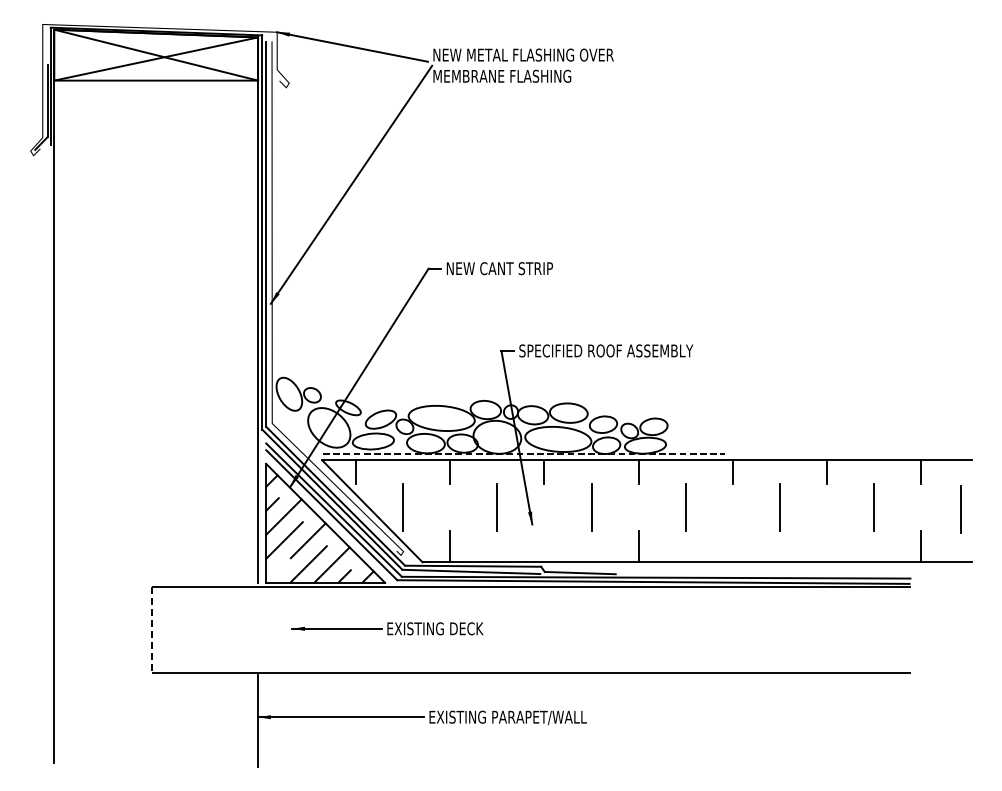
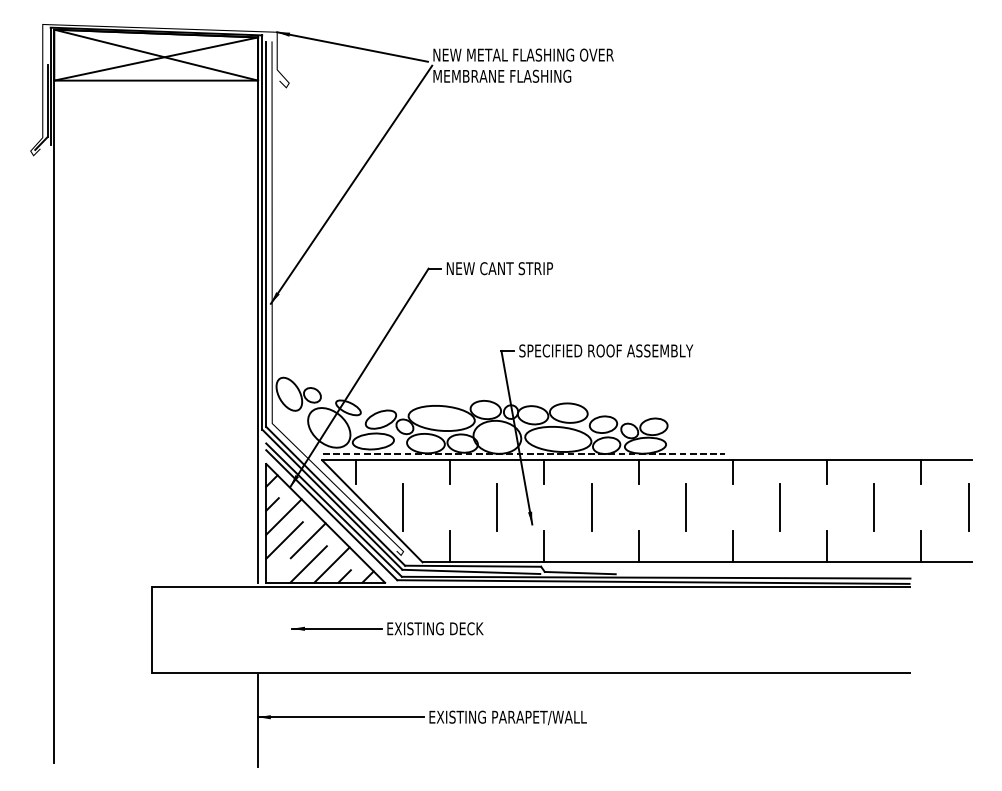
line position: (960, 509) -> (968, 507) (968, 507)
line: none -> present (544, 546)
line: none -> present (732, 546)
line: none -> present (827, 546)
line: dashed -> solid (152, 629)
